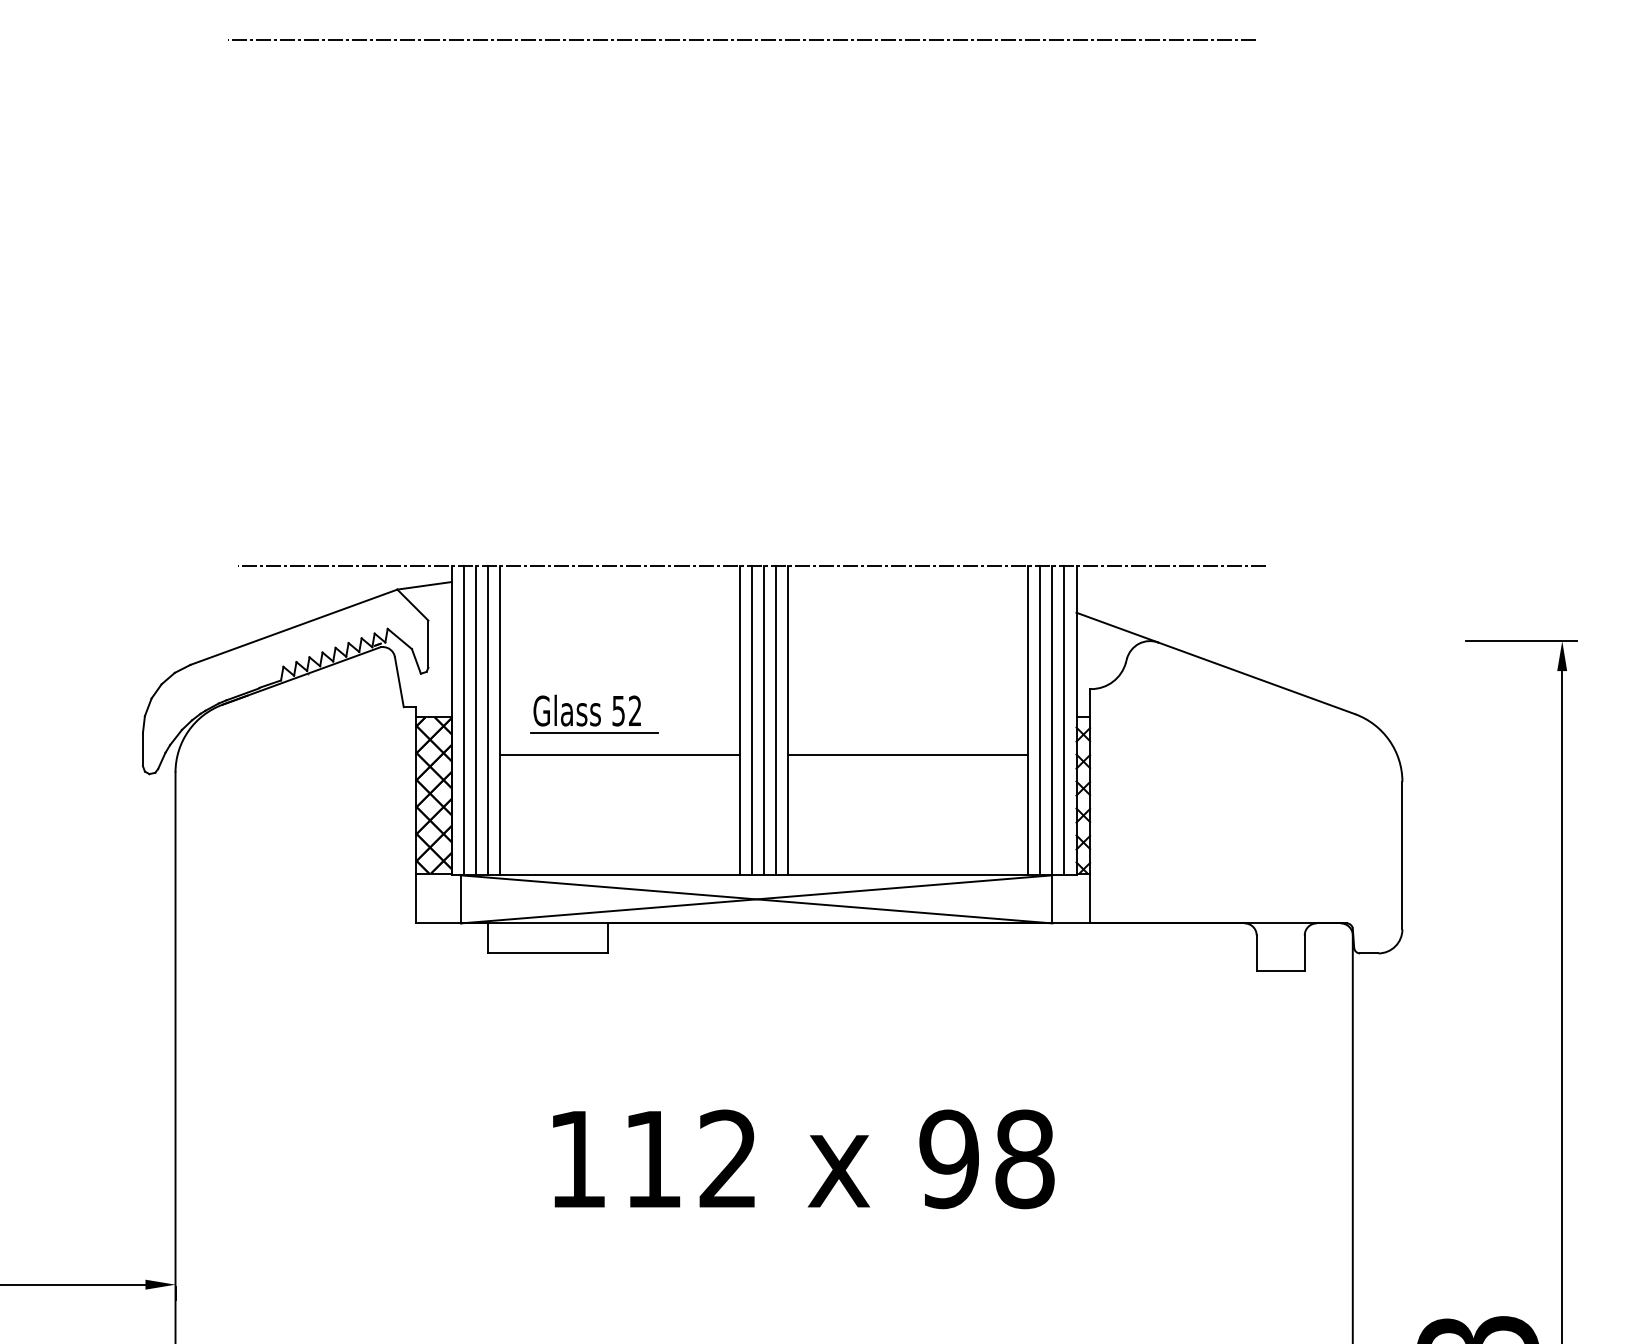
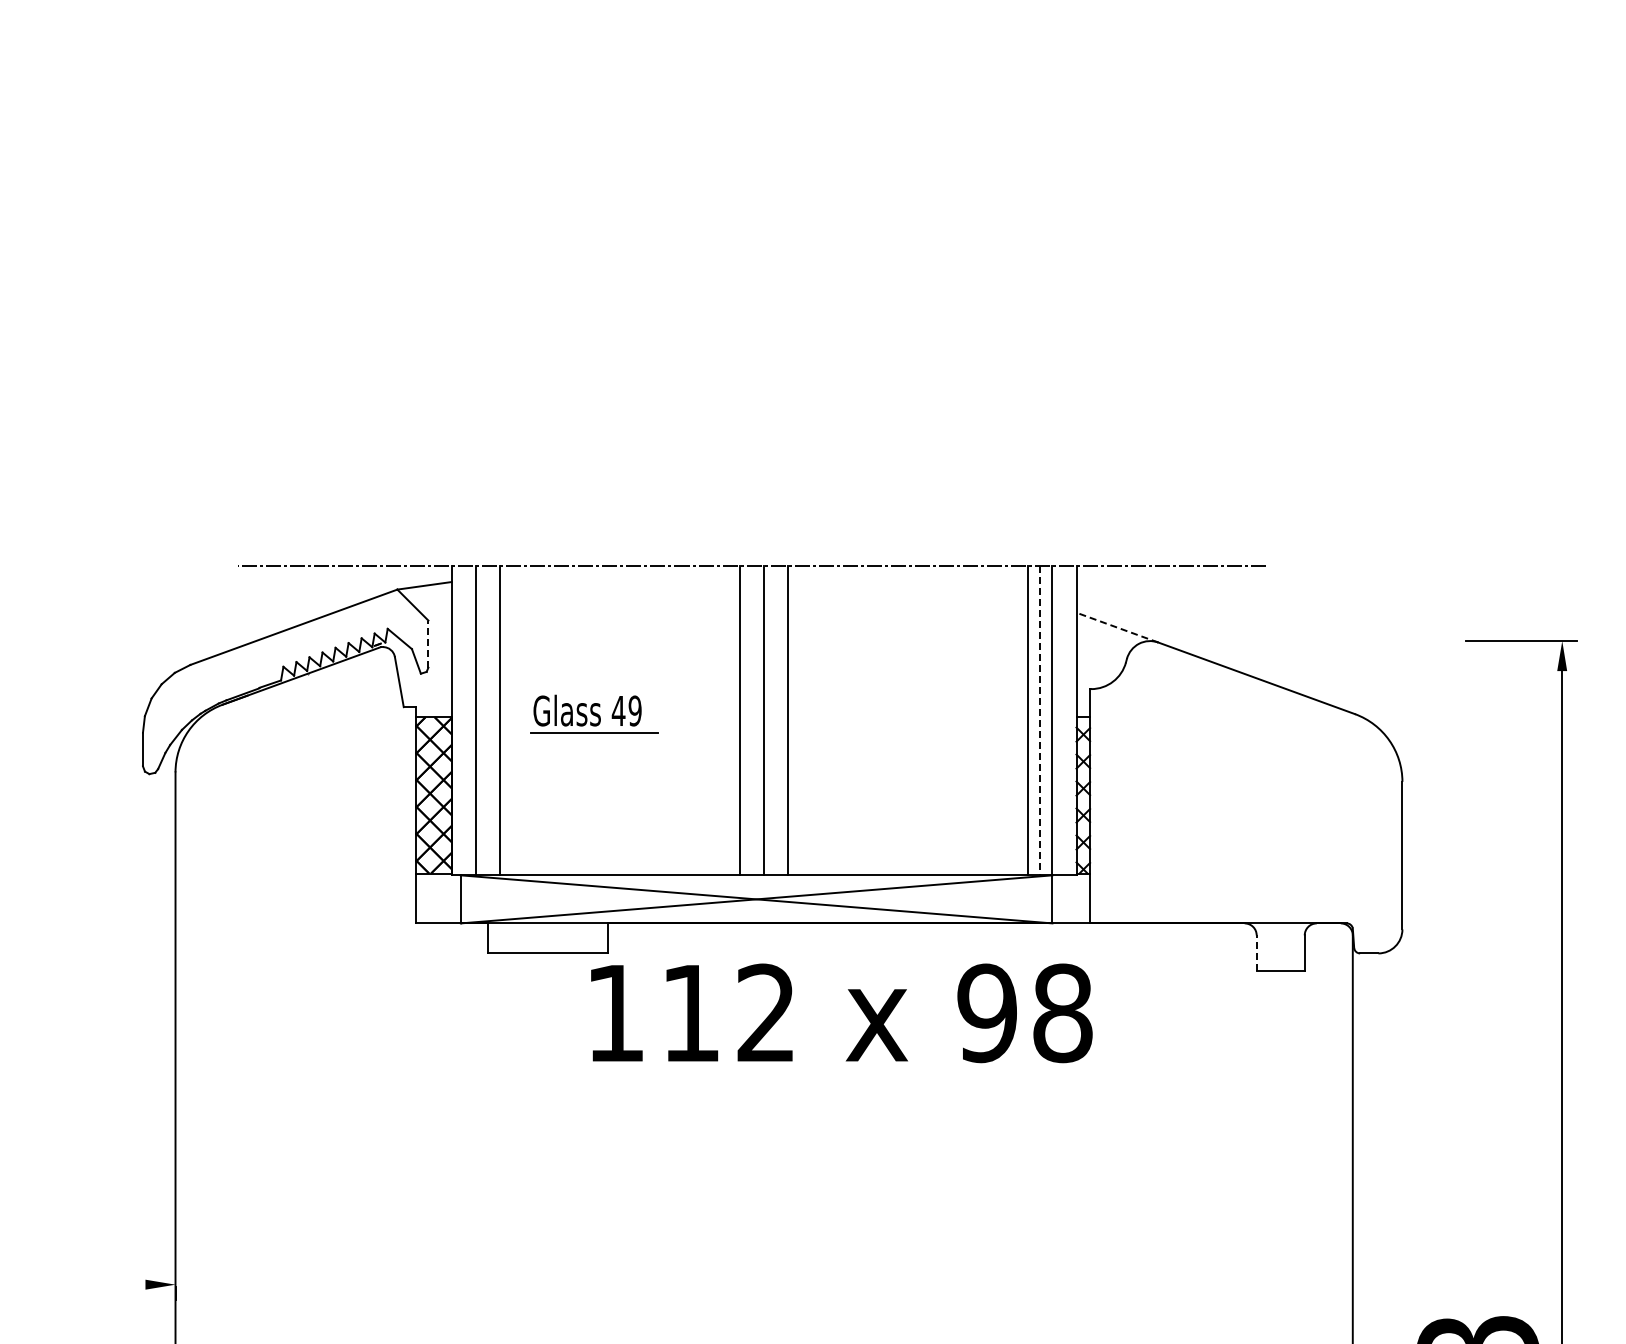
line: present -> none (742, 40)
line: solid -> dashed (1117, 627)
line: solid -> dashed (428, 644)
text: 52 -> 49 (626, 710)
line: present -> none (463, 720)
line: present -> none (487, 720)
line: present -> none (752, 720)
line: present -> none (776, 720)
line: solid -> dashed (1040, 720)
line: present -> none (1064, 720)
line: present -> none (619, 755)
line: present -> none (908, 755)
line: solid -> dashed (1256, 952)
text position: (803, 1159) -> (841, 1013) (841, 1013)
line: present -> none (73, 1284)
